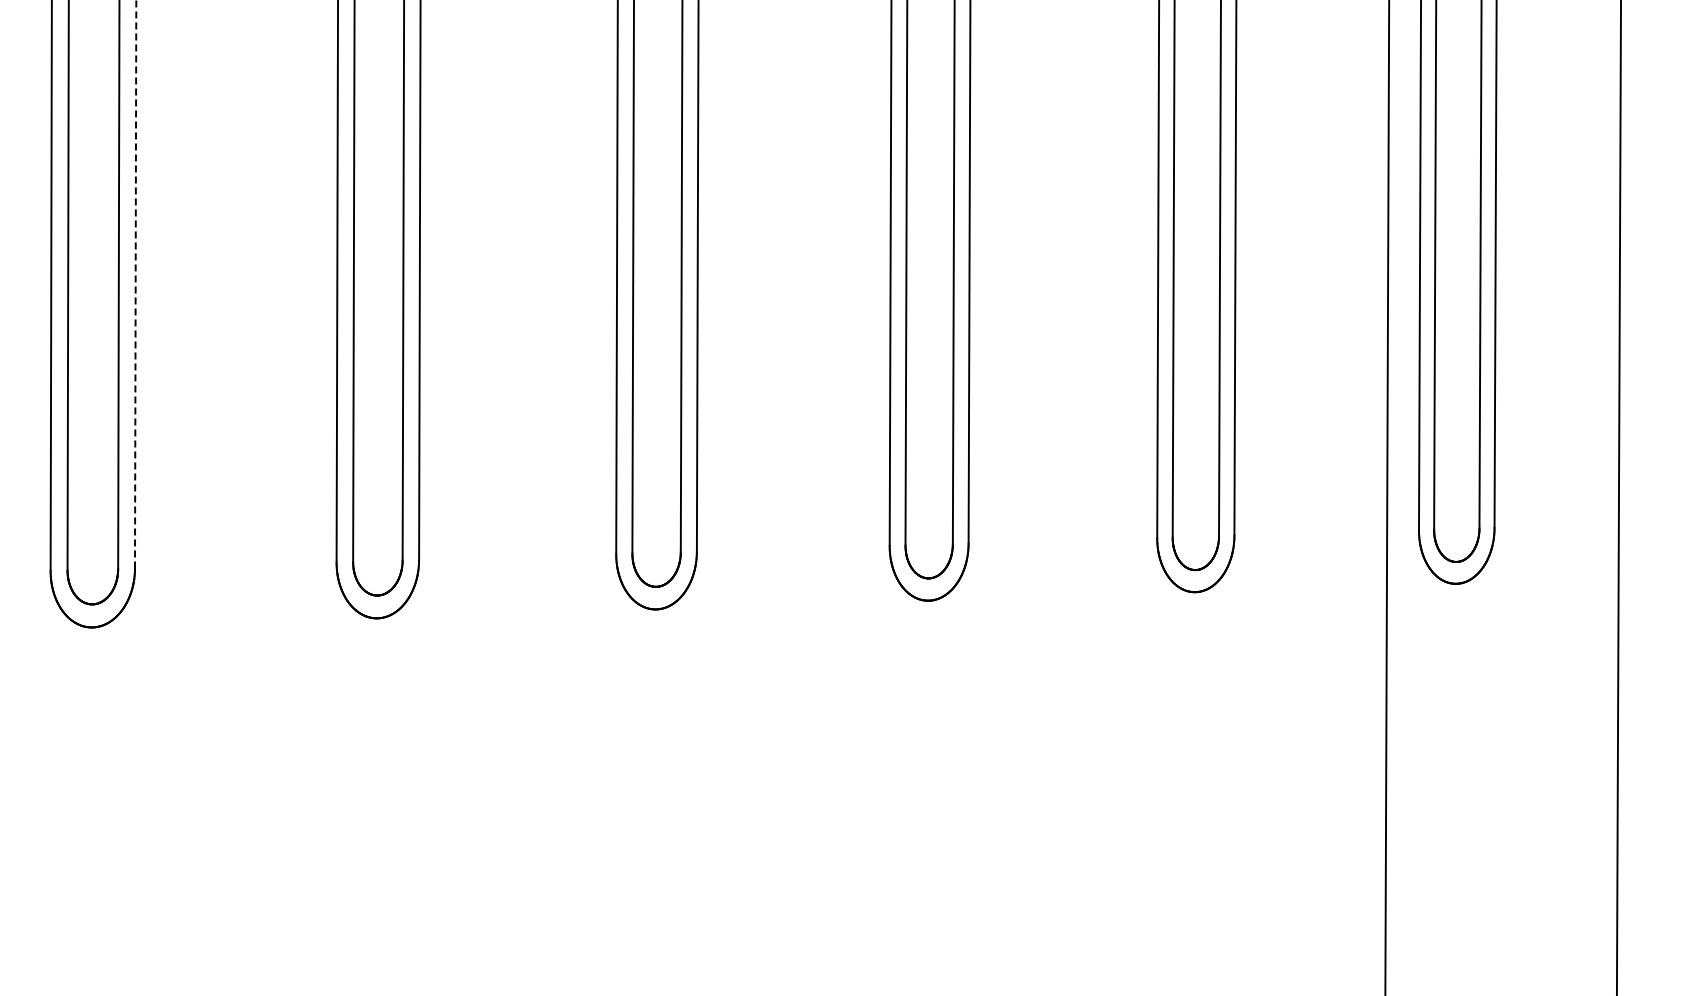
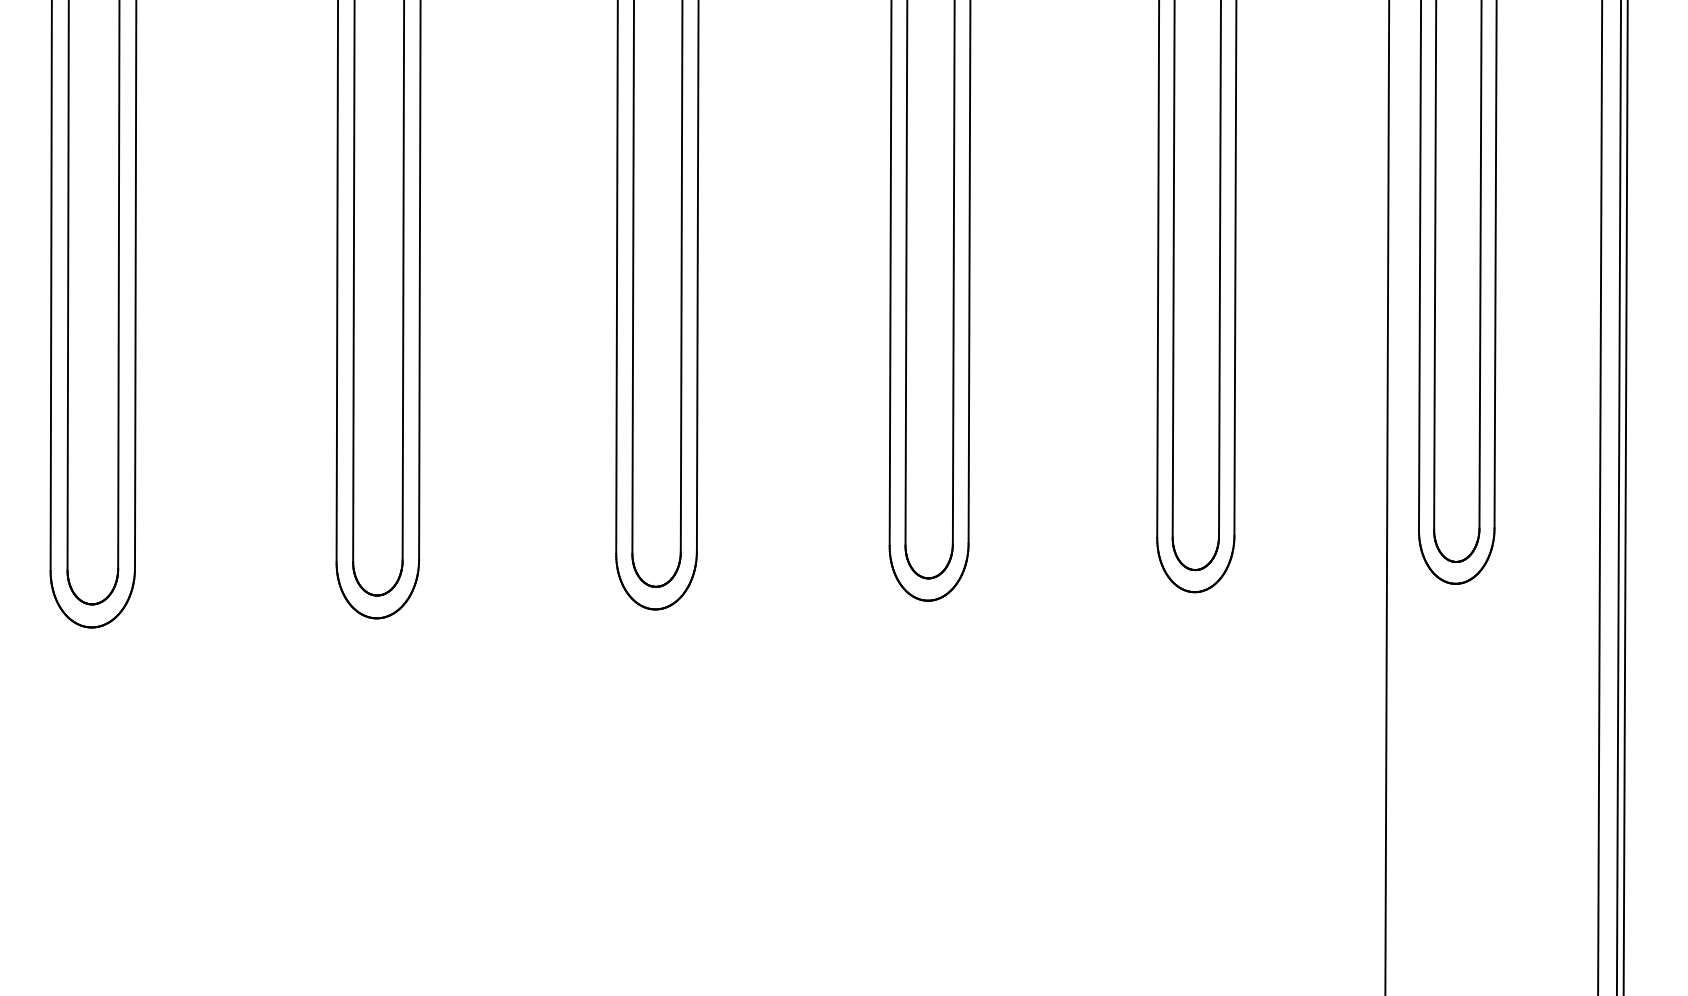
line: dashed -> solid (135, 284)
line: none -> present (1600, 497)
line: none -> present (1625, 497)
